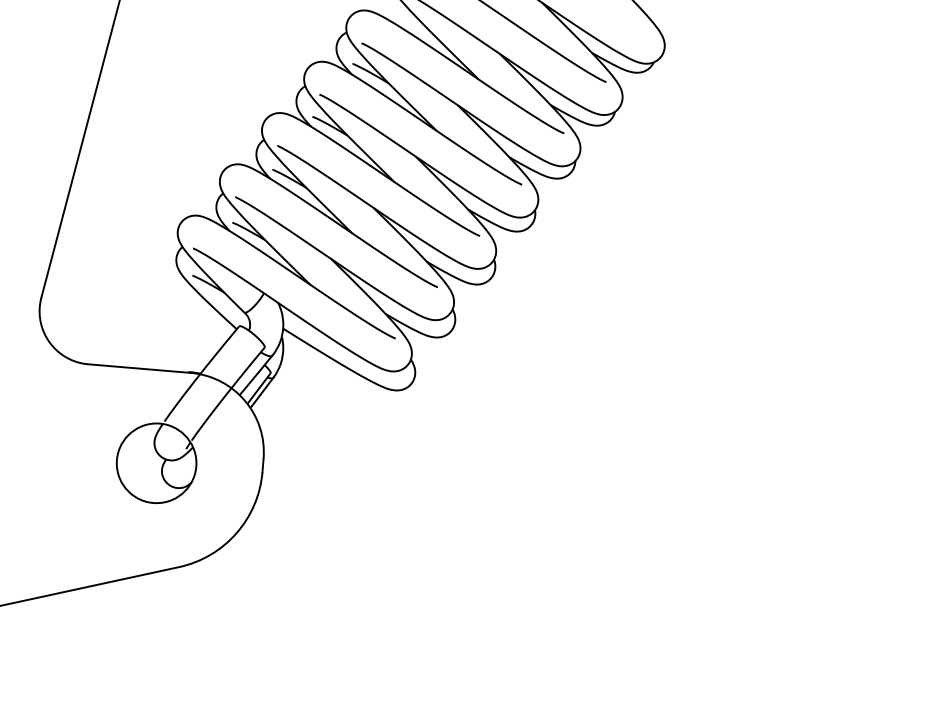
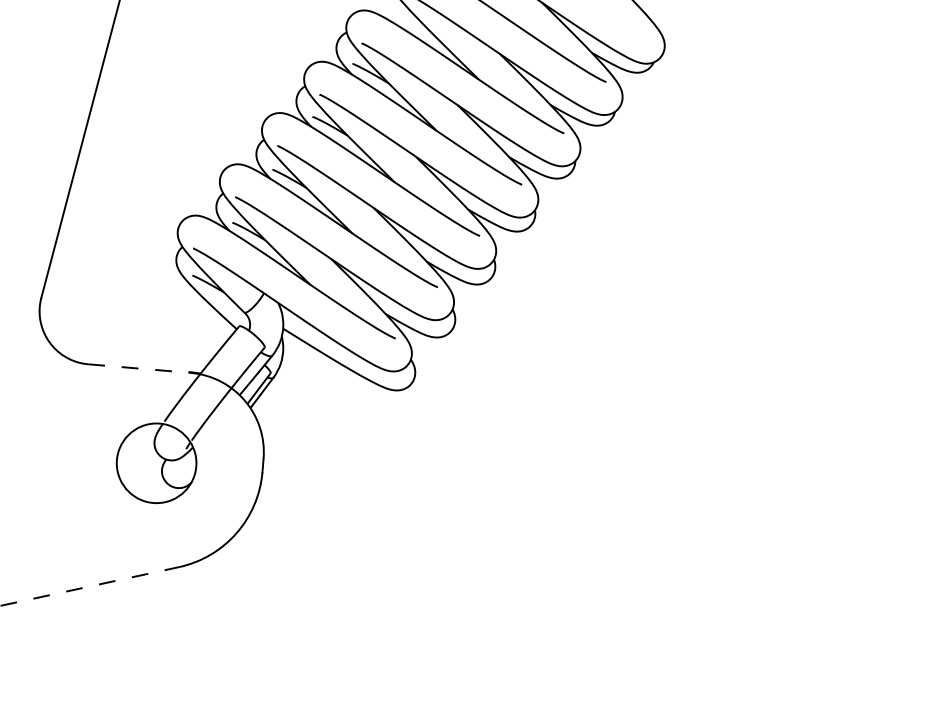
line: solid -> dashed (139, 368)
line: solid -> dashed (90, 586)
